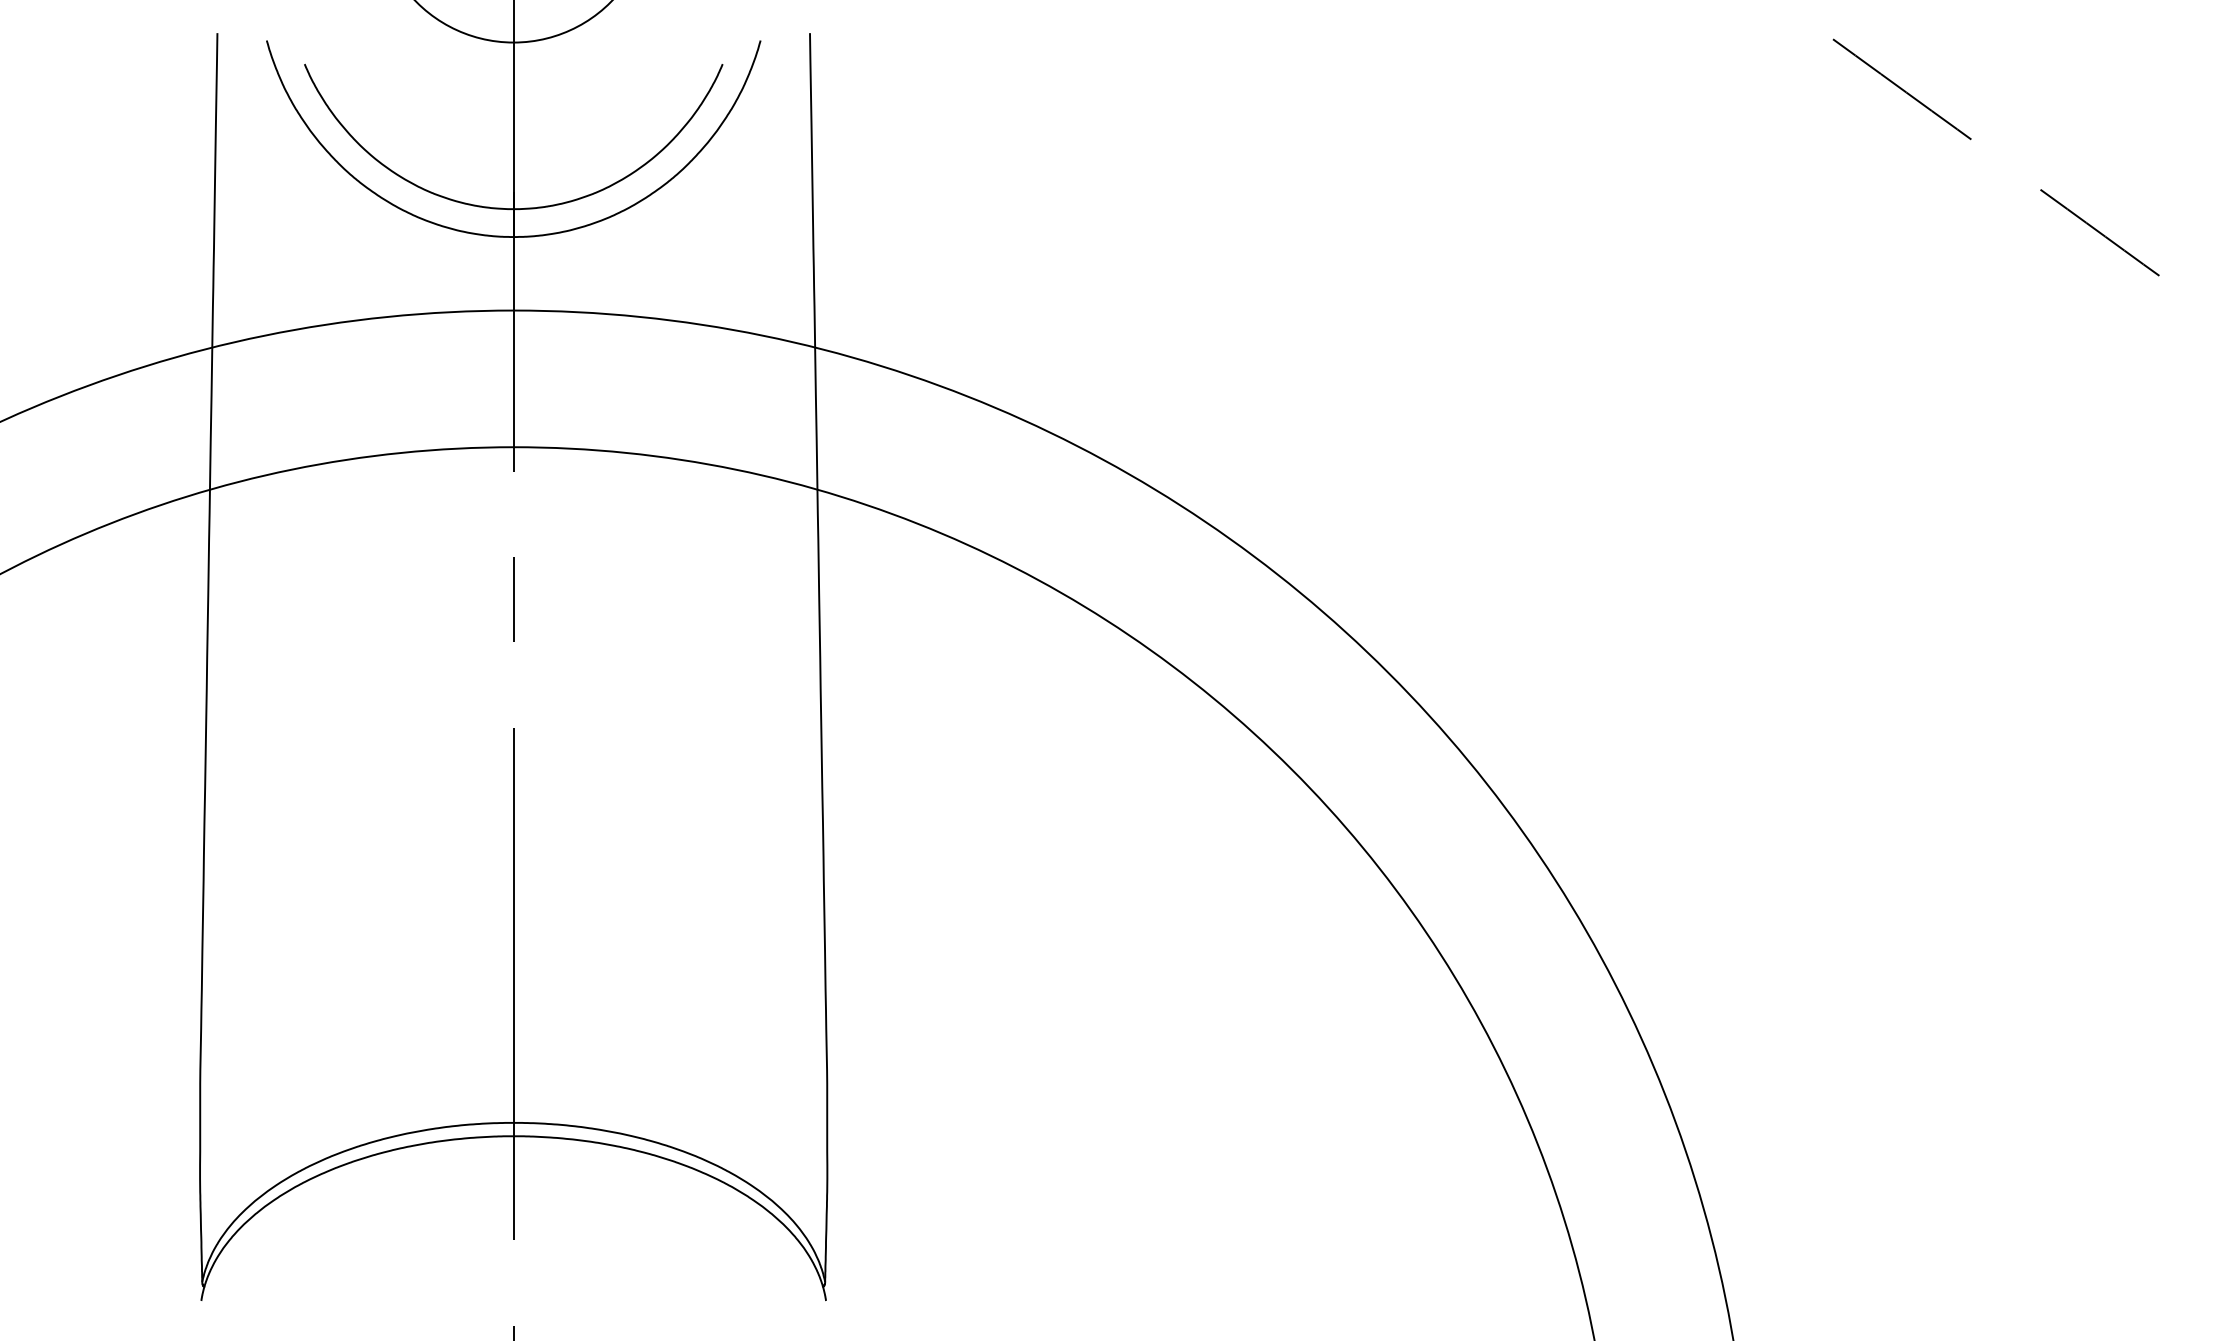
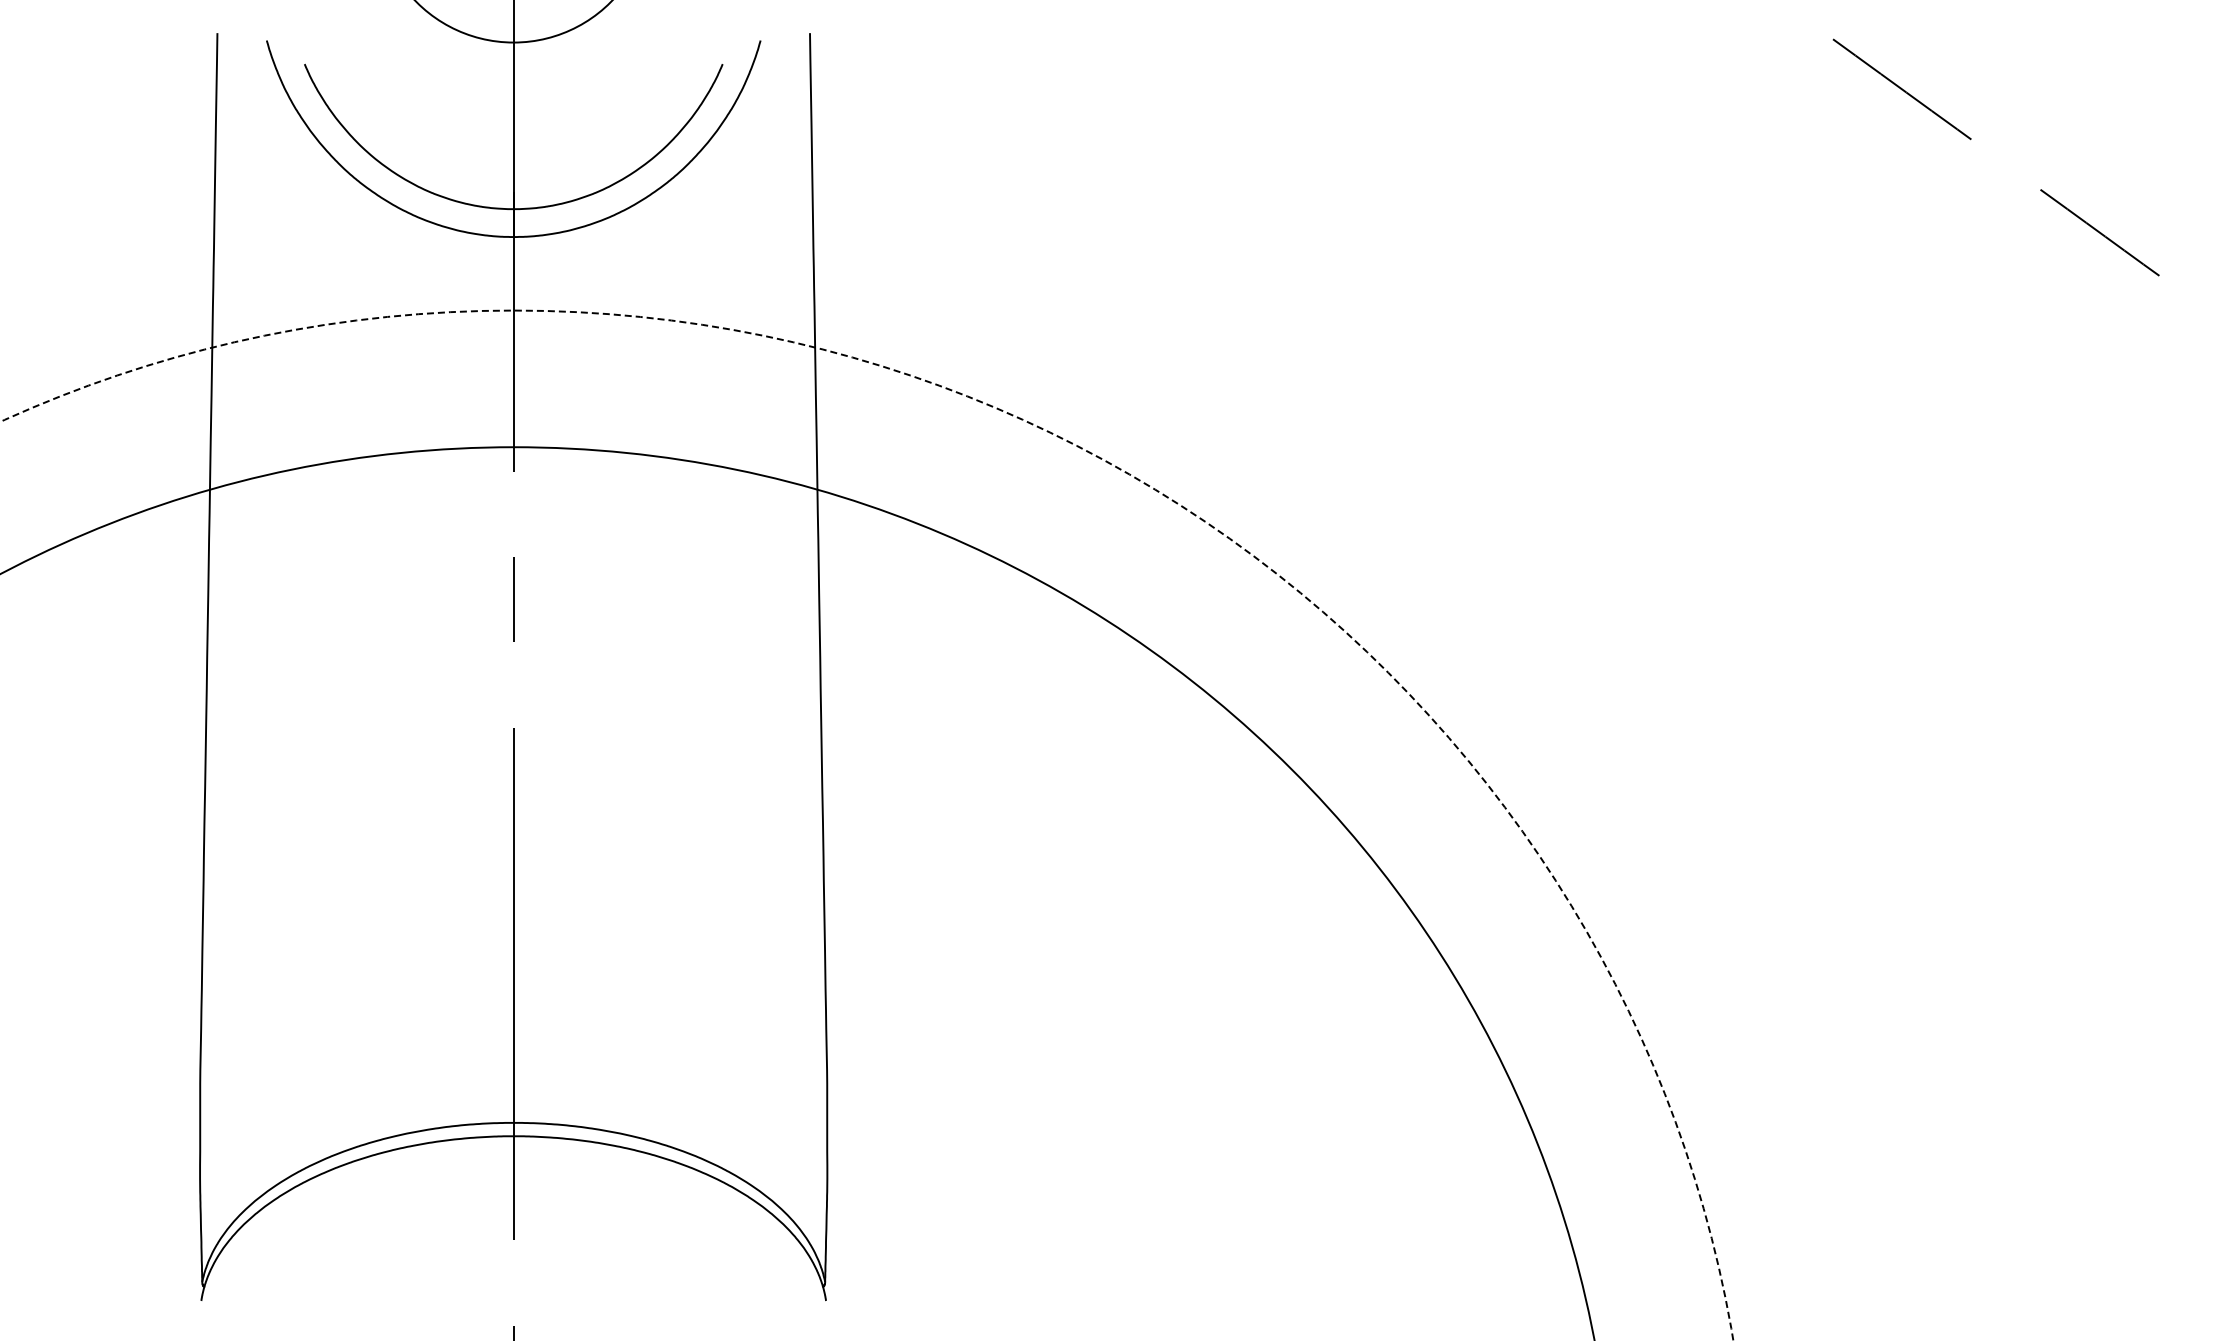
circle: solid -> dashed (866, 825)
